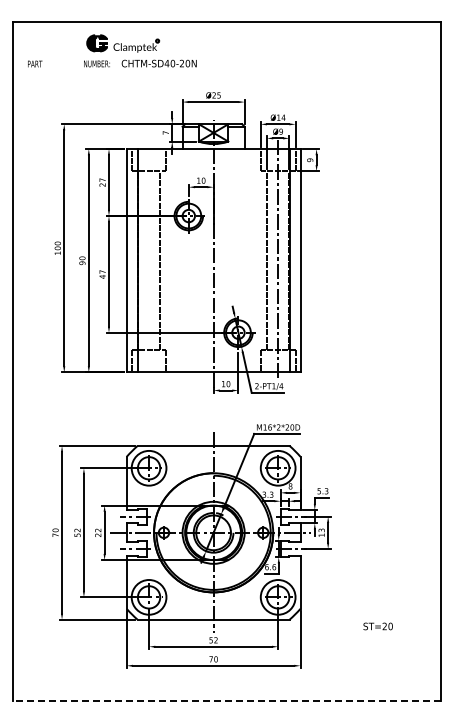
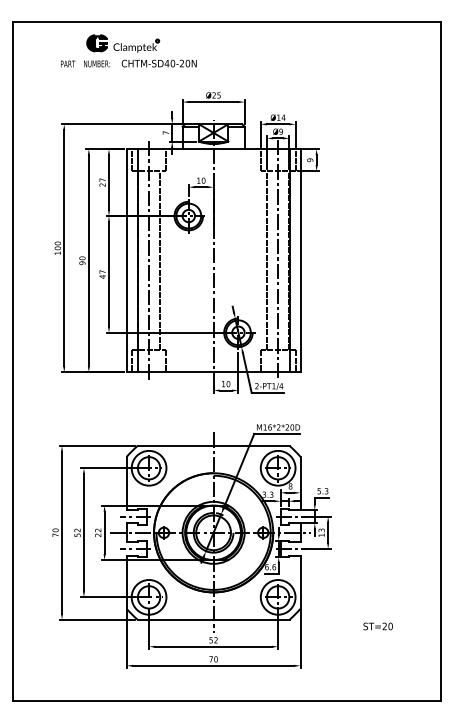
text position: (35, 63) -> (68, 63) (68, 63)
line: none -> present (149, 258)
line: dashed -> solid (227, 701)
